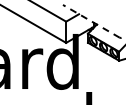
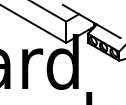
line: dashed -> solid (91, 21)
